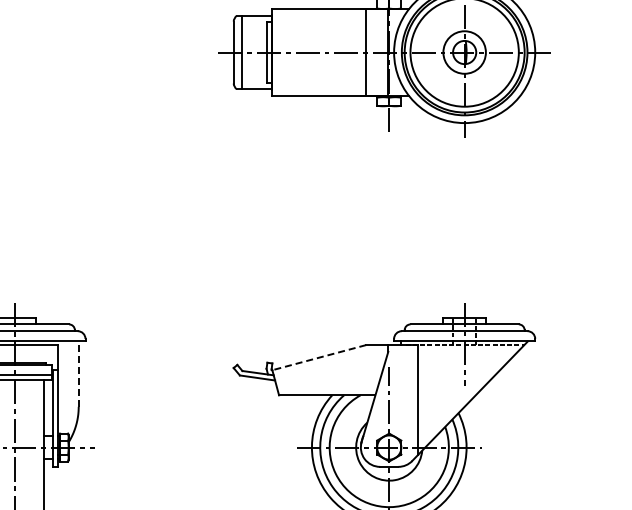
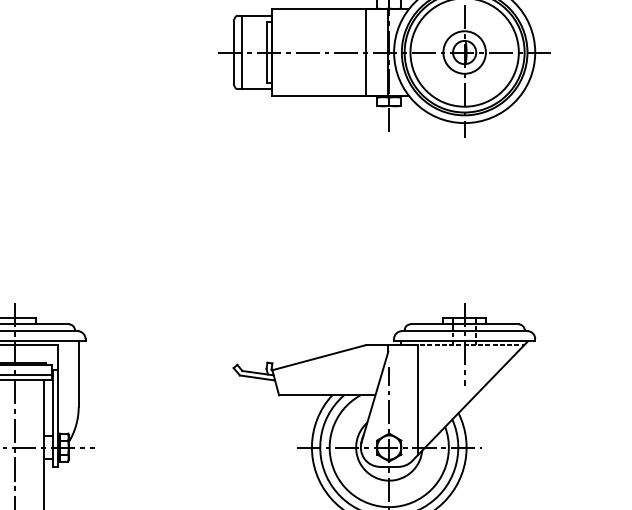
line: dashed -> solid (319, 357)
line: dashed -> solid (78, 373)
